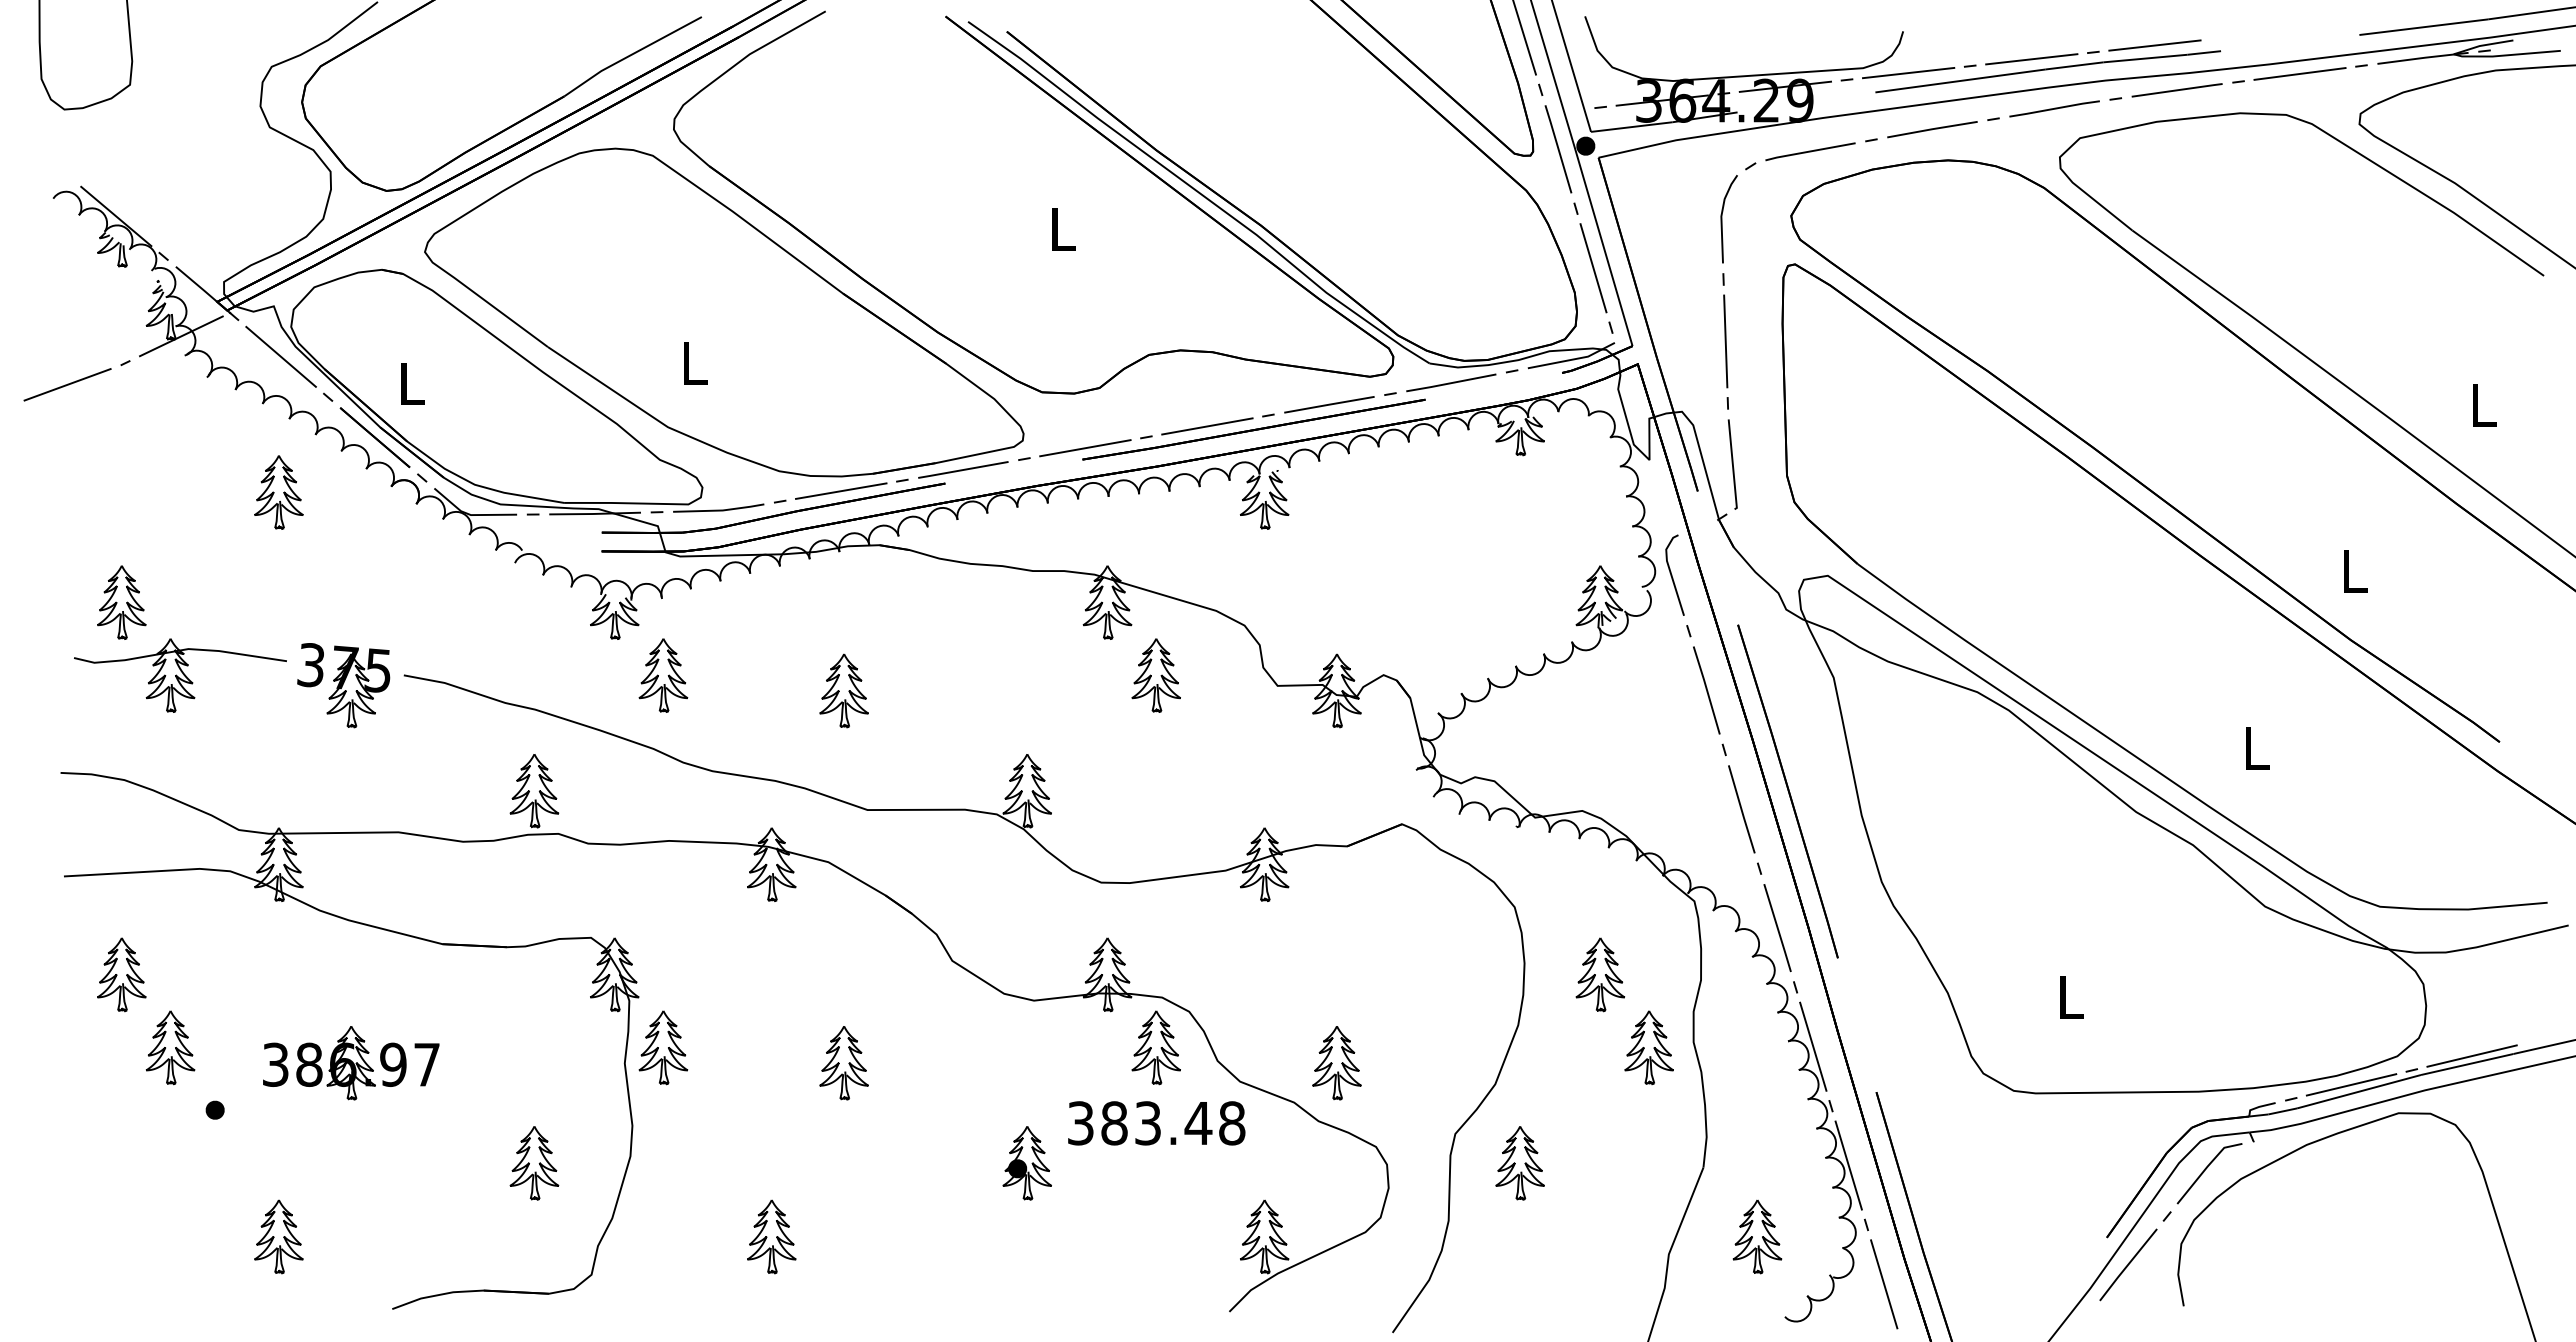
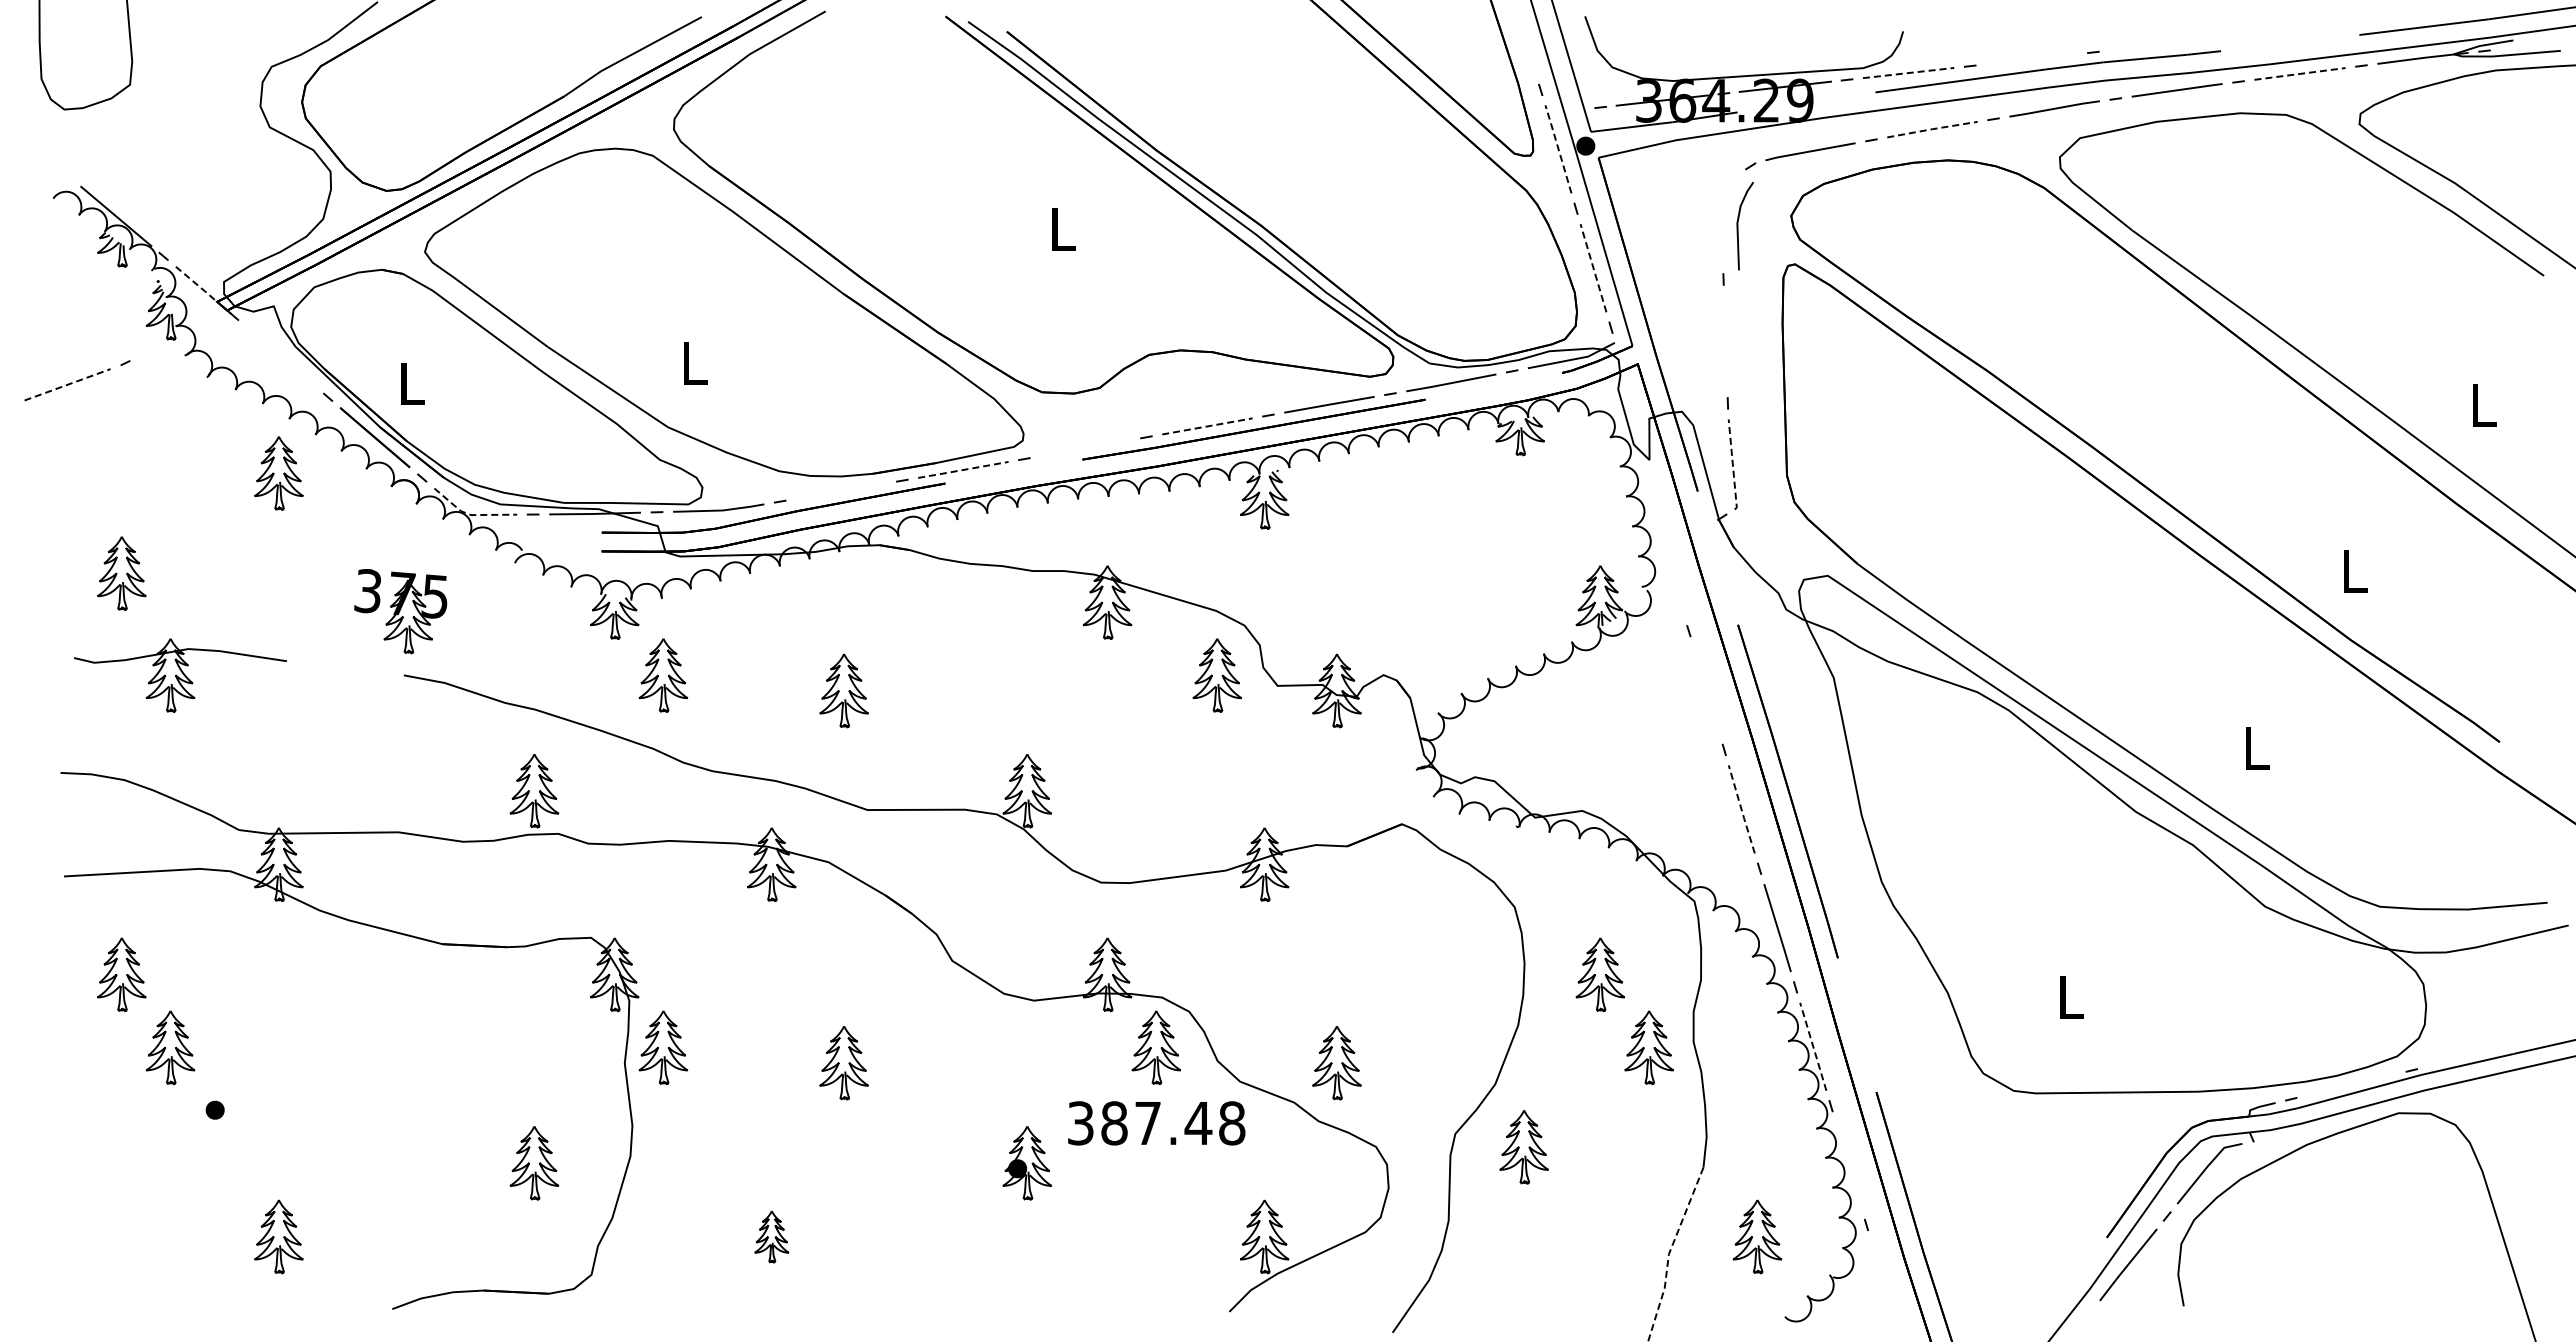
line: present -> none (1524, 38)
line: present -> none (2154, 45)
line: present -> none (2031, 59)
line: solid -> dashed (1908, 73)
line: solid -> dashed (2300, 73)
line: solid -> dashed (1932, 129)
line: solid -> dashed (1558, 148)
line position: (1722, 219) -> (1738, 226) (1738, 226)
line: solid -> dashed (1593, 268)
line: solid -> dashed (197, 284)
line: present -> none (181, 336)
line: present -> none (1725, 341)
line: present -> none (280, 356)
line: solid -> dashed (67, 384)
line: solid -> dashed (1207, 426)
line: present -> none (1085, 448)
line: solid -> dashed (1732, 465)
line: solid -> dashed (962, 470)
line: present -> none (841, 490)
part position: (278, 492) -> (278, 473) (278, 473)
line: solid -> dashed (470, 515)
line: present -> none (1672, 574)
part position: (121, 602) -> (121, 573) (121, 573)
part position: (1155, 675) -> (1216, 675) (1216, 675)
part position: (343, 685) -> (400, 611) (400, 611)
line: present -> none (1706, 690)
line: solid -> dashed (1741, 809)
line: solid -> dashed (1813, 1046)
line: present -> none (2471, 1055)
part: present -> none (351, 1063)
line: present -> none (2351, 1084)
text: 383.48 -> 387.48 (1147, 1123)
part position: (1519, 1163) -> (1523, 1147) (1523, 1147)
line: present -> none (1848, 1165)
part size: 50x76 px -> 36x53 px (771, 1237)
line: solid -> dashed (1668, 1254)
line: present -> none (1884, 1284)
